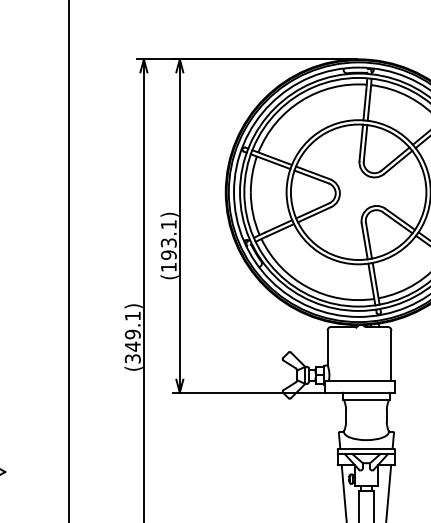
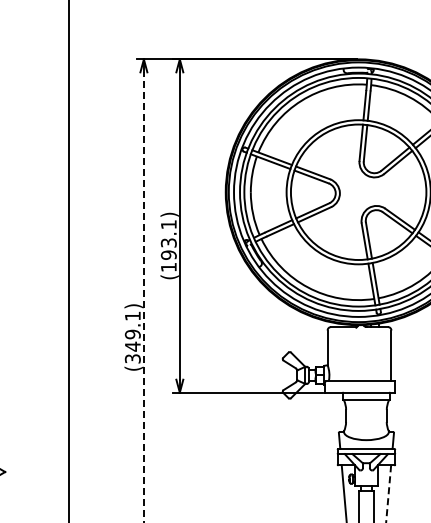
line: solid -> dashed (143, 297)
line: solid -> dashed (388, 494)
